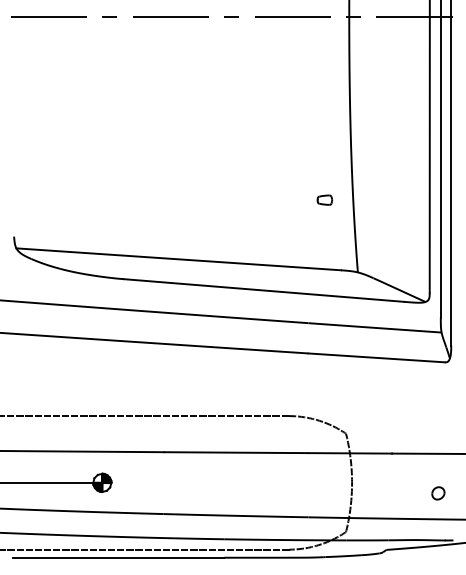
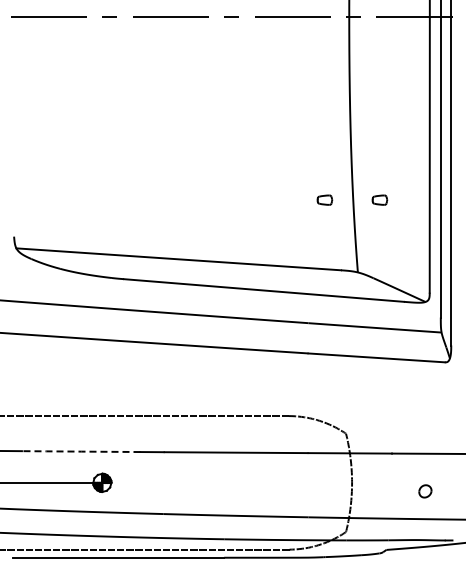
part: none -> present (379, 199)
line: solid -> dashed (80, 451)
part position: (438, 493) -> (425, 491) (425, 491)
